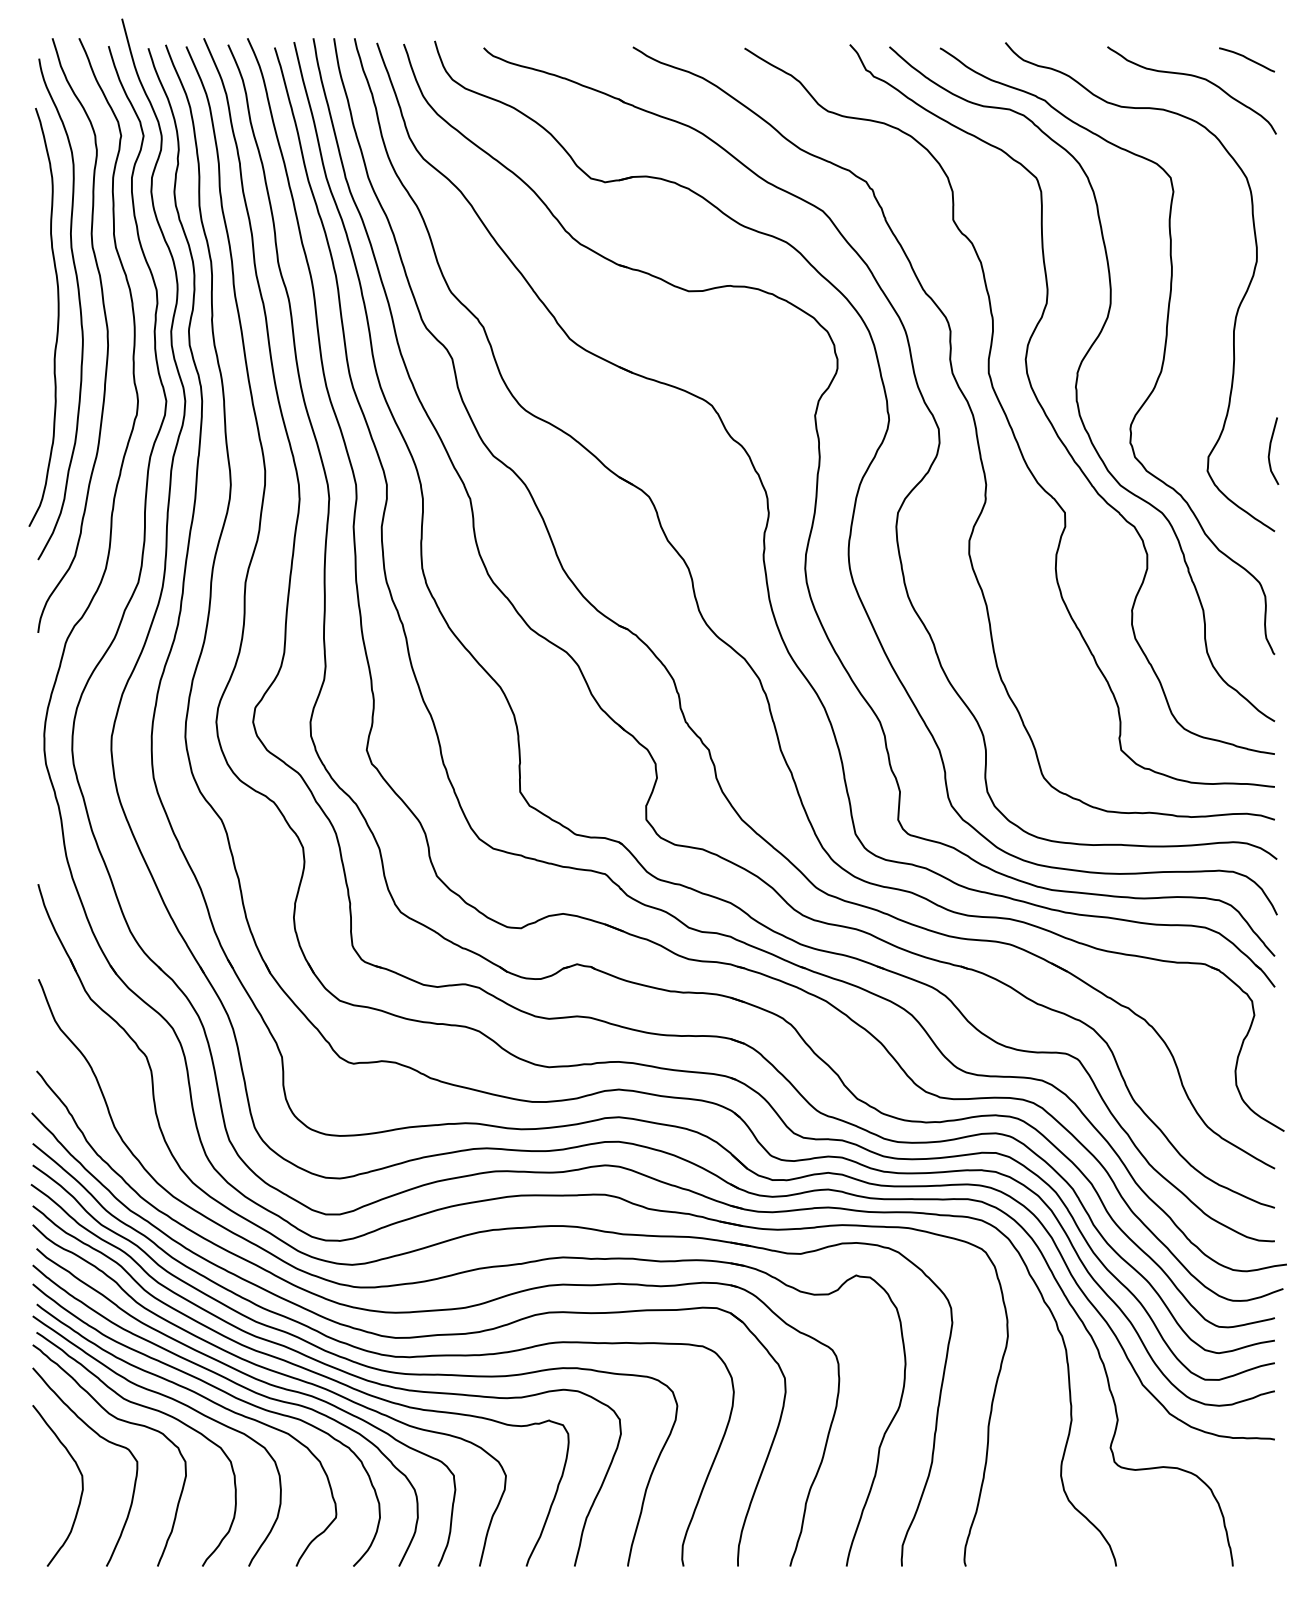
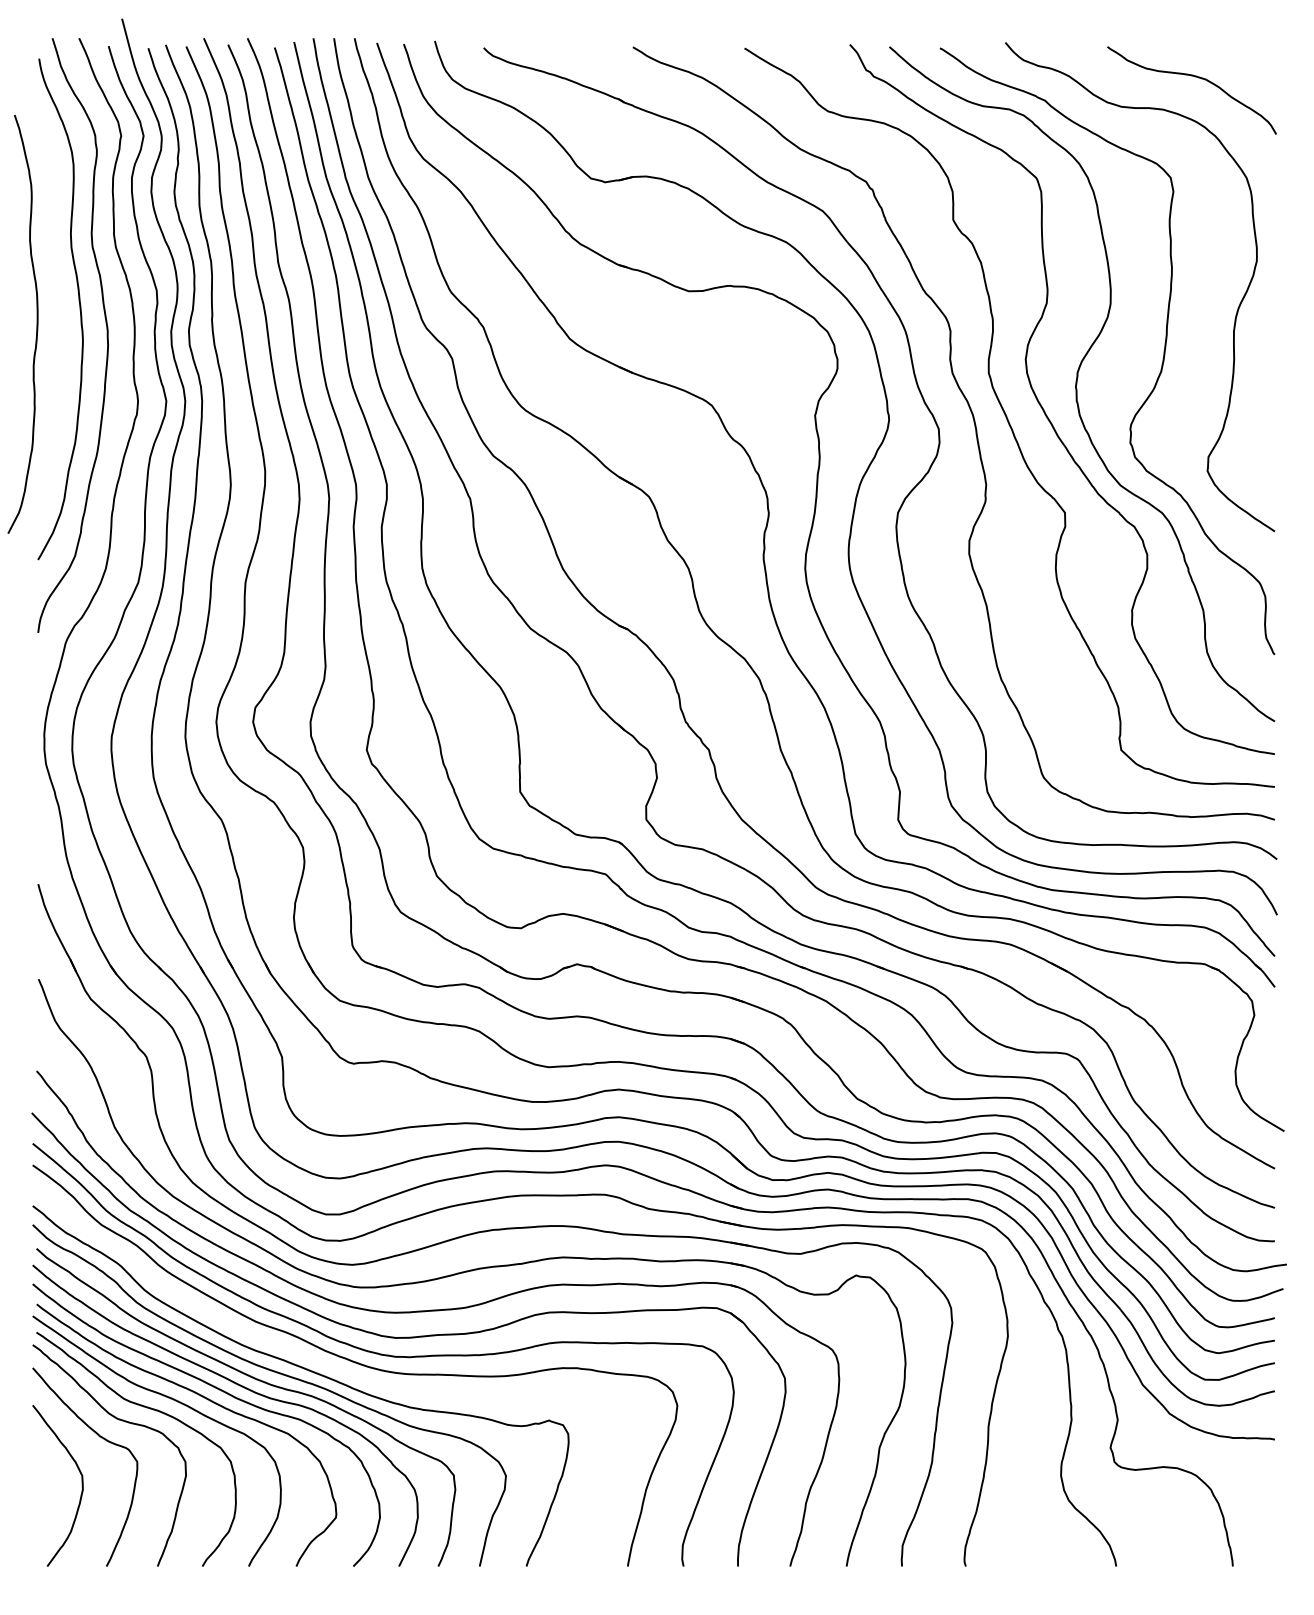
curve: present -> none (1246, 58)
curve position: (57, 317) -> (36, 324) (36, 324)
curve: present -> none (1270, 450)
curve: present -> none (327, 1366)
